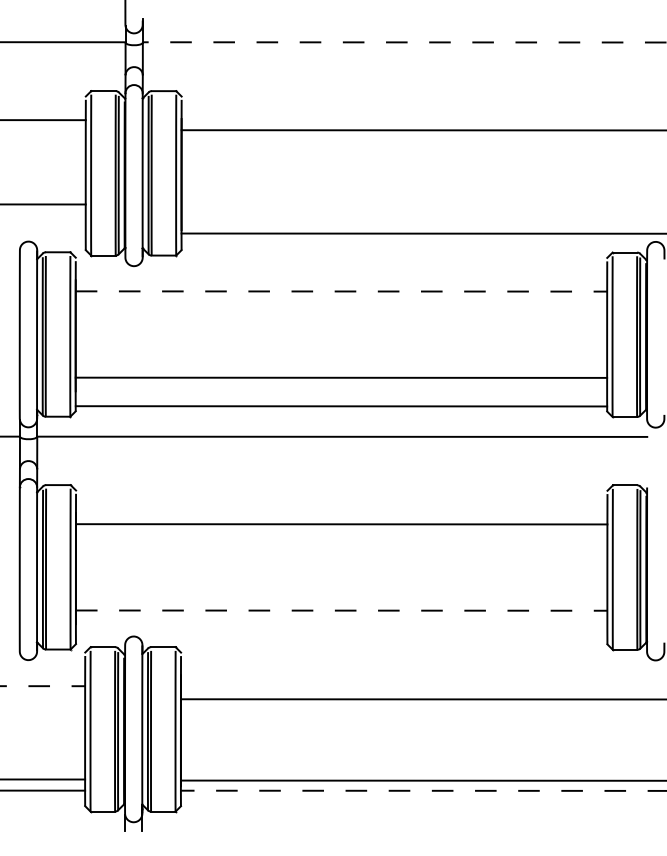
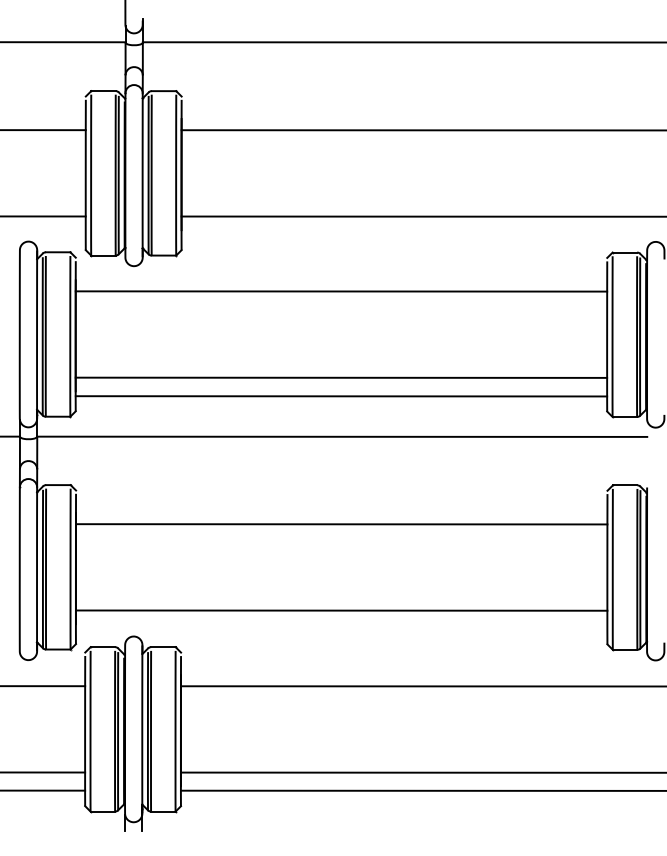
line: dashed -> solid (404, 42)
line position: (43, 120) -> (43, 130) (43, 130)
line position: (43, 204) -> (43, 216) (43, 216)
line position: (422, 233) -> (422, 216) (422, 216)
line: dashed -> solid (341, 291)
line position: (341, 406) -> (341, 396) (341, 396)
line: dashed -> solid (341, 610)
line: dashed -> solid (43, 686)
line position: (421, 699) -> (421, 686) (421, 686)
line position: (43, 779) -> (43, 772) (43, 772)
line position: (421, 780) -> (421, 772) (421, 772)
line: dashed -> solid (423, 790)
